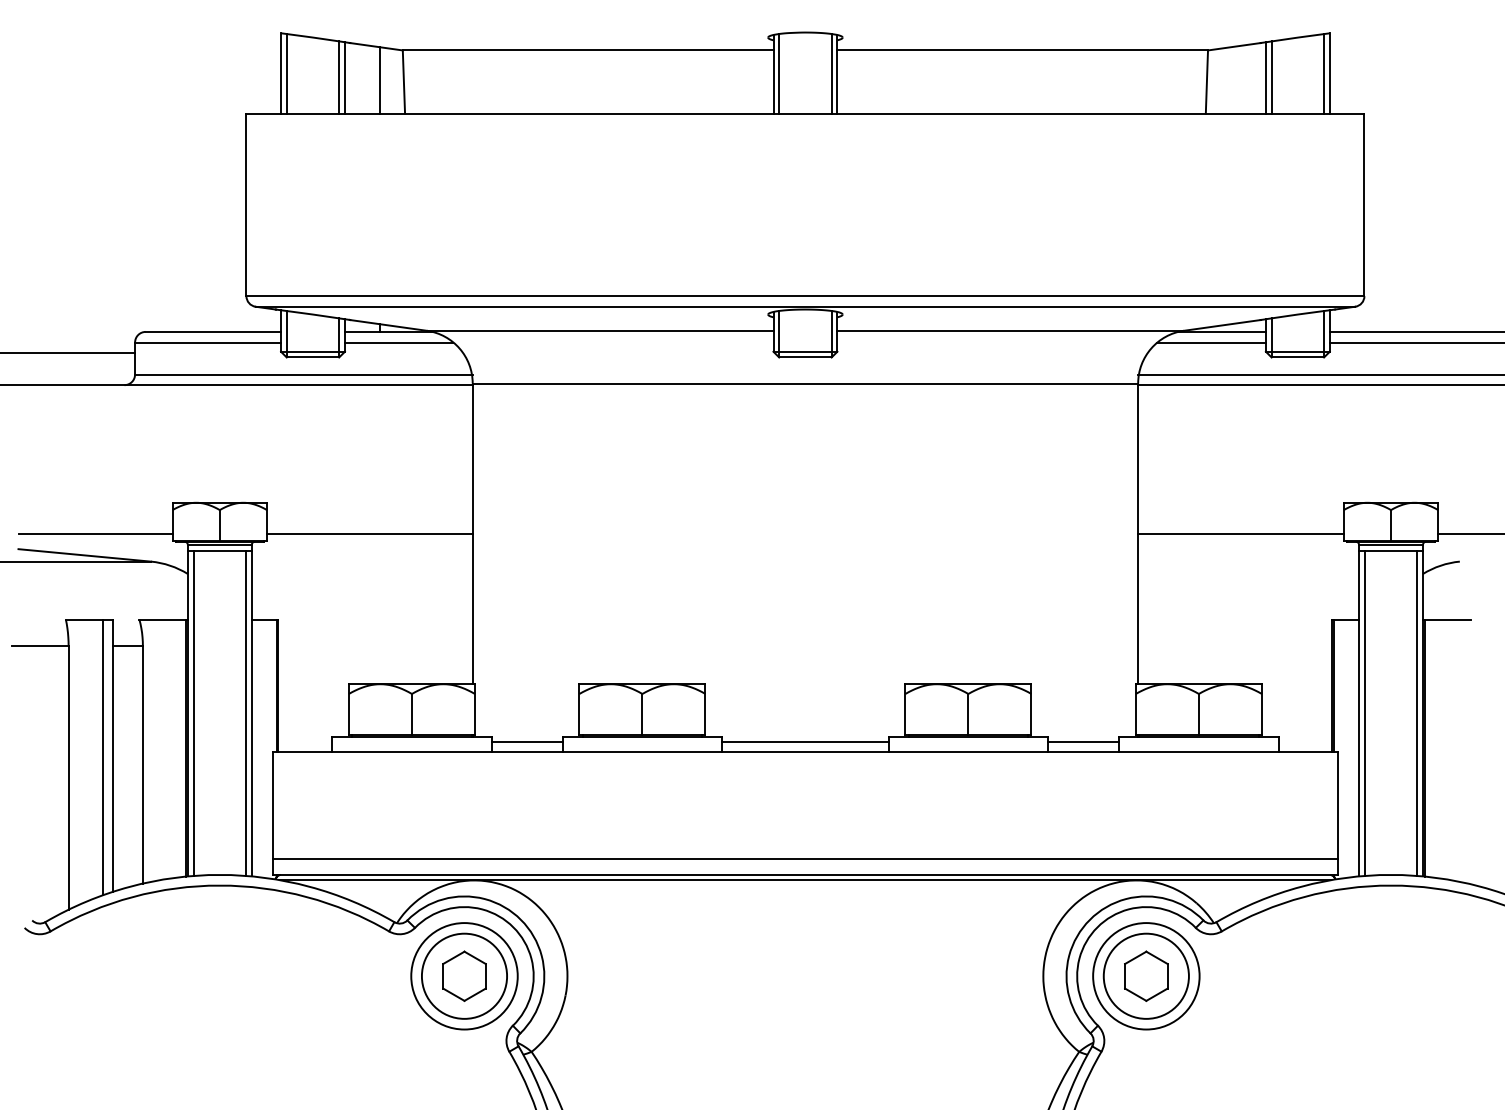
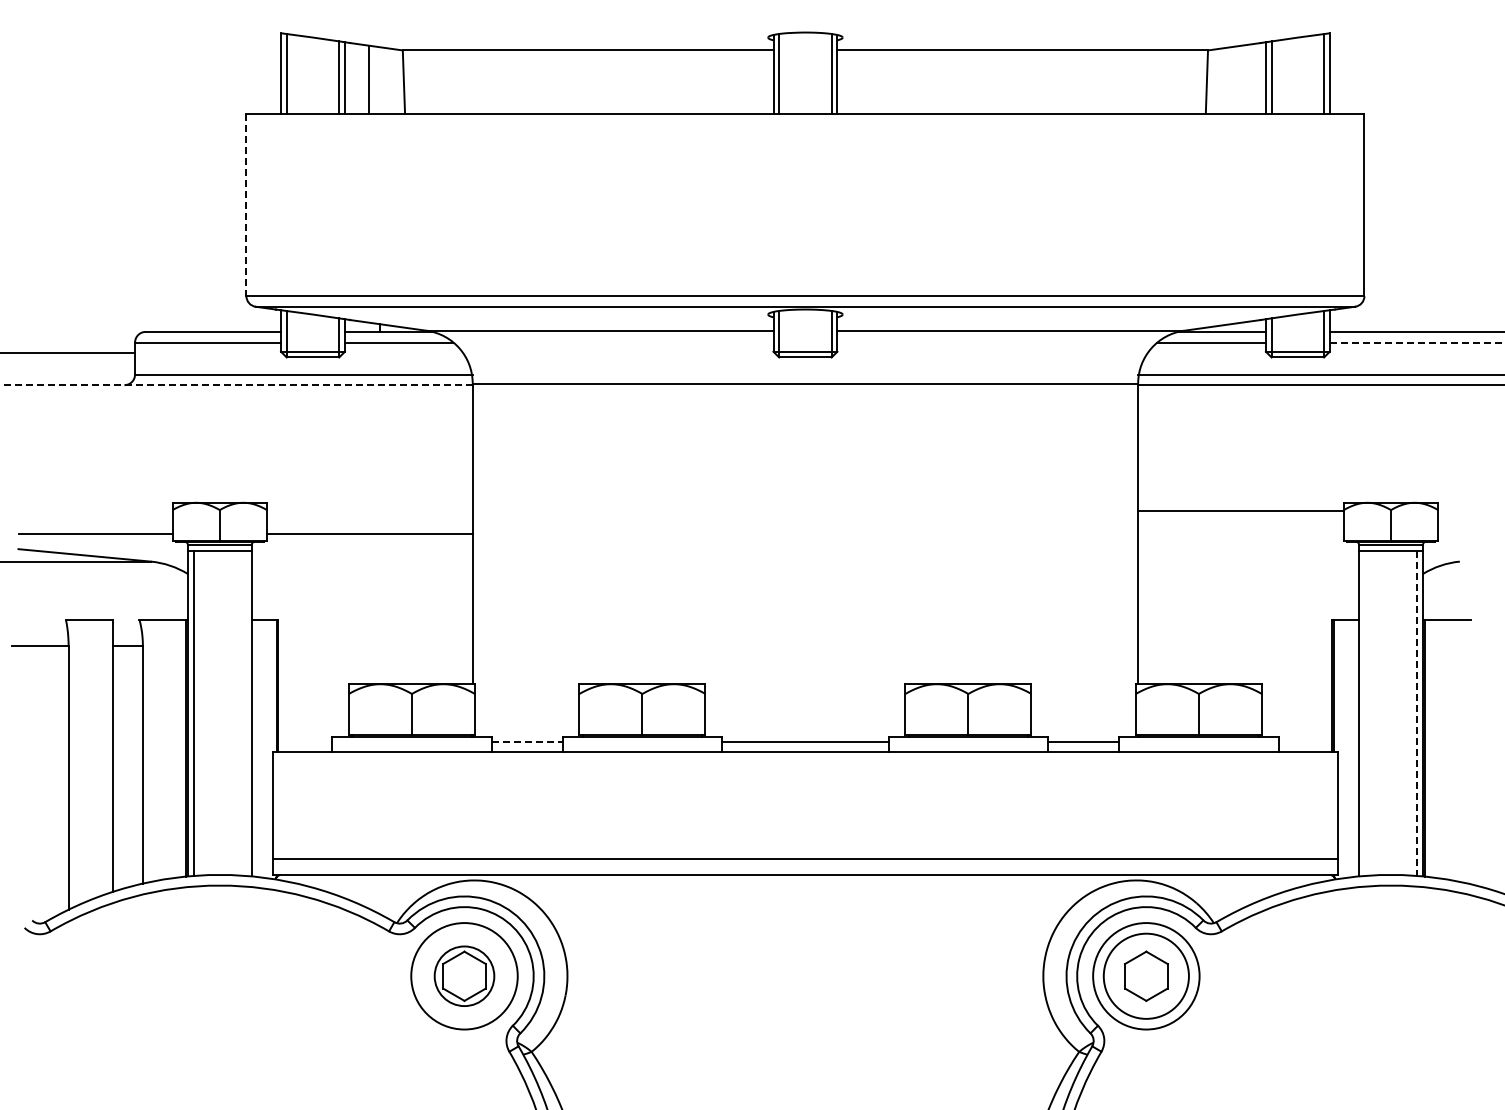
line position: (379, 80) -> (368, 80) (368, 80)
line: solid -> dashed (246, 205)
line: solid -> dashed (1417, 342)
line: solid -> dashed (236, 385)
line position: (1240, 534) -> (1240, 511) (1240, 511)
line: present -> none (1469, 534)
line: present -> none (246, 713)
line: present -> none (1364, 713)
line: solid -> dashed (1417, 714)
line: solid -> dashed (527, 741)
line: present -> none (102, 757)
line: present -> none (805, 880)
circle diameter: 85 px -> 60 px (464, 976)
